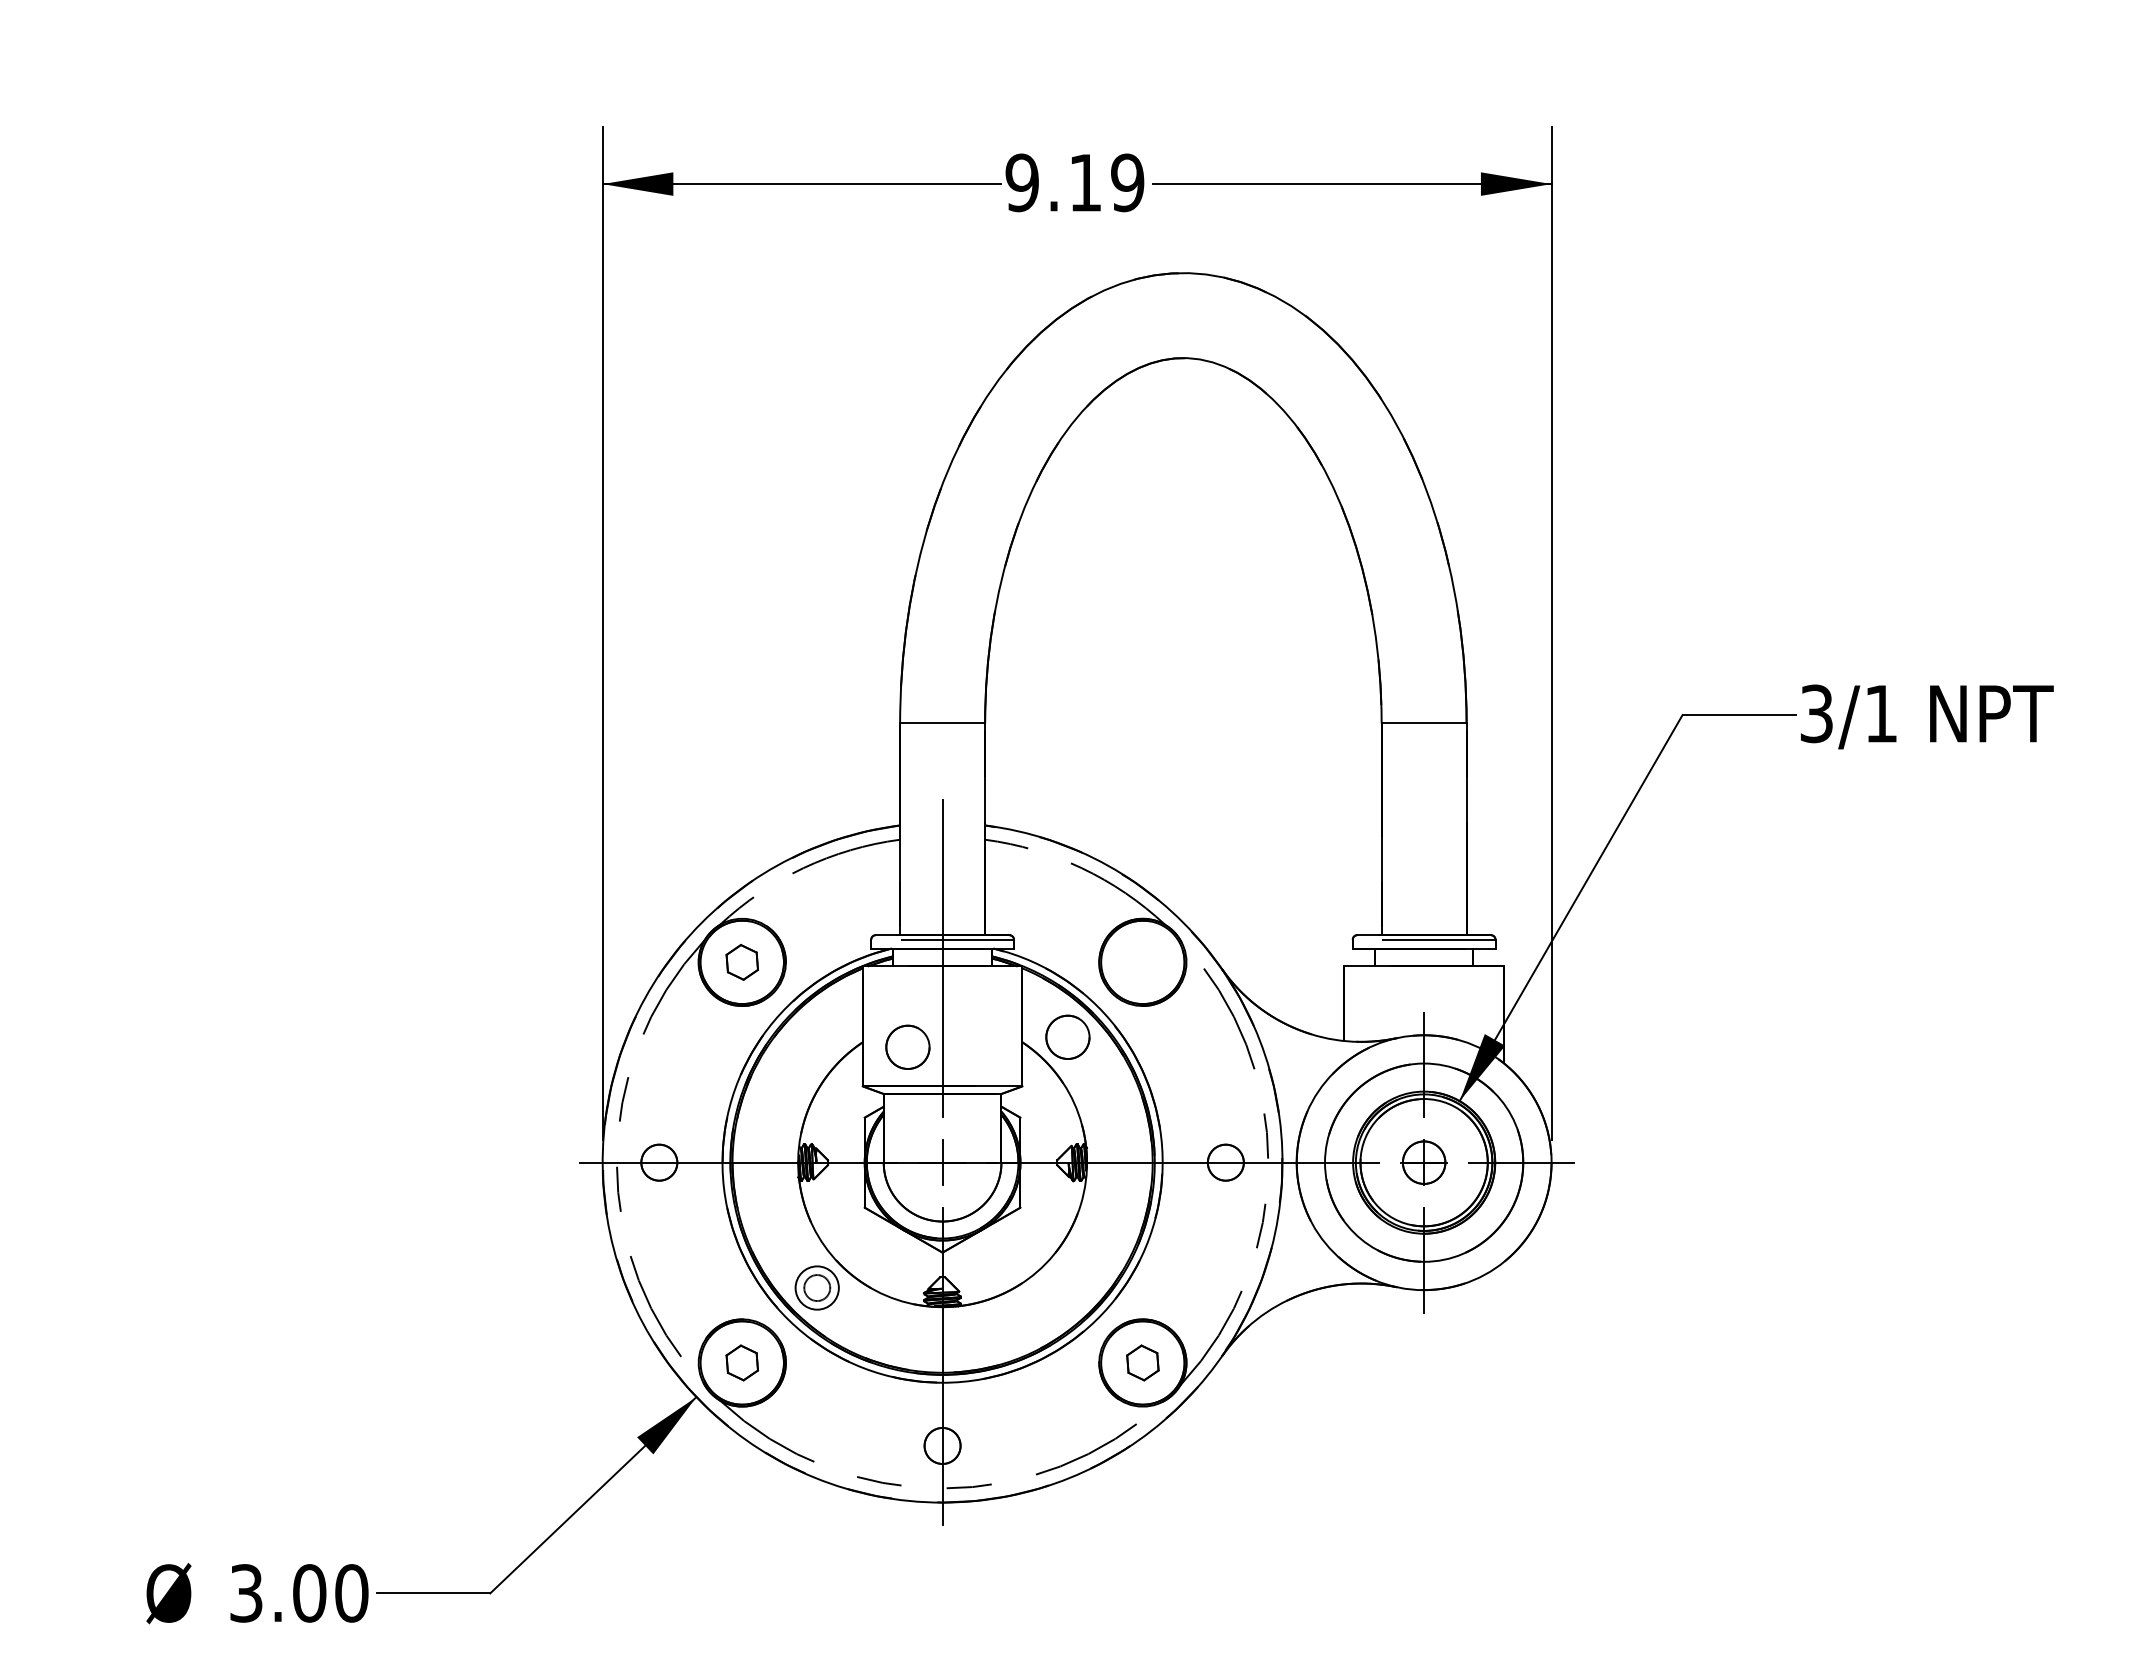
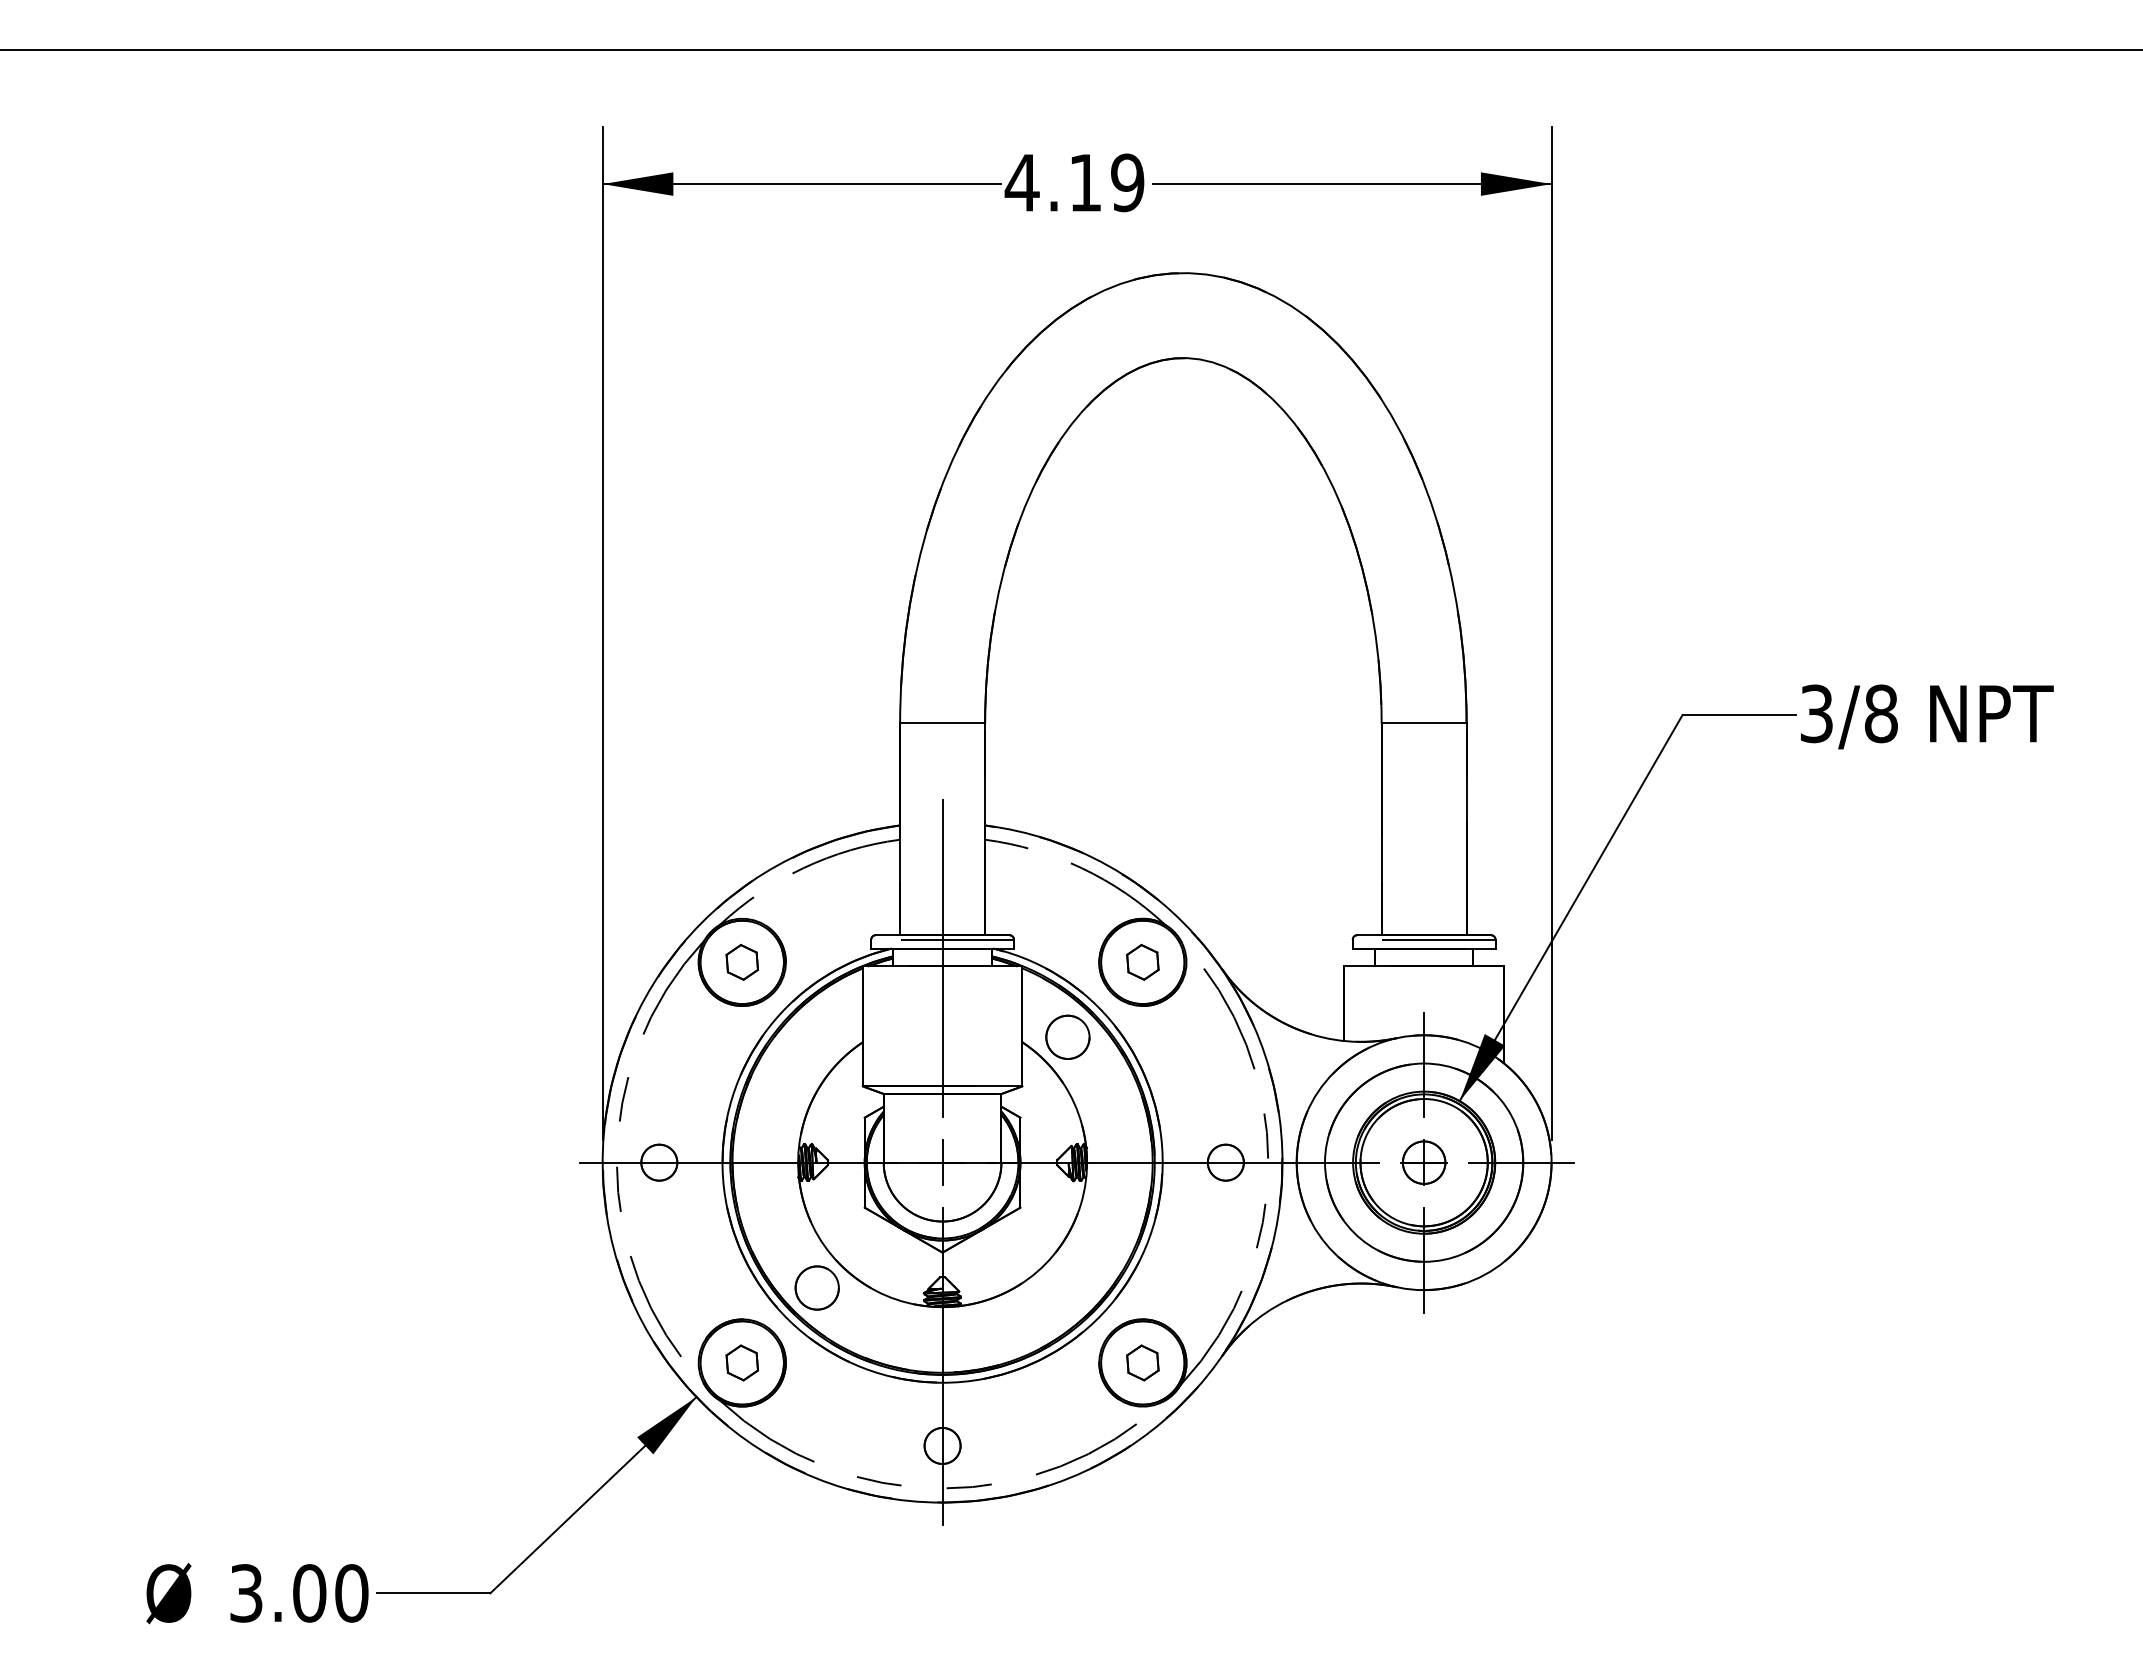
line: none -> present (1070, 50)
text: 9.19 -> 4.19 (1021, 182)
text: 3/1 -> 3/8 (1880, 713)
part: none -> present (1142, 961)
circle: present -> none (907, 1046)
circle diameter: 26 px -> 43 px (816, 1287)
